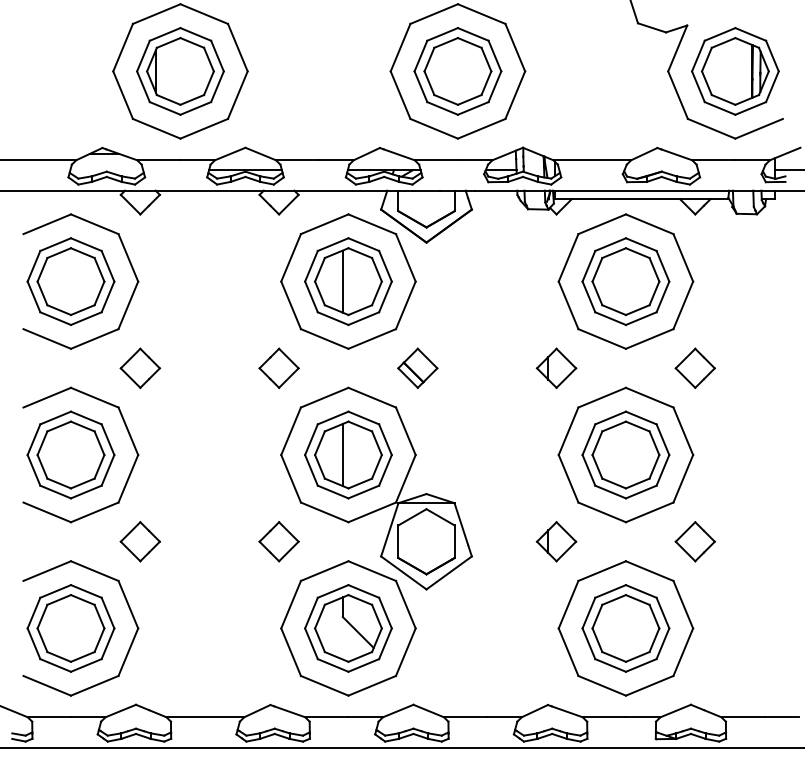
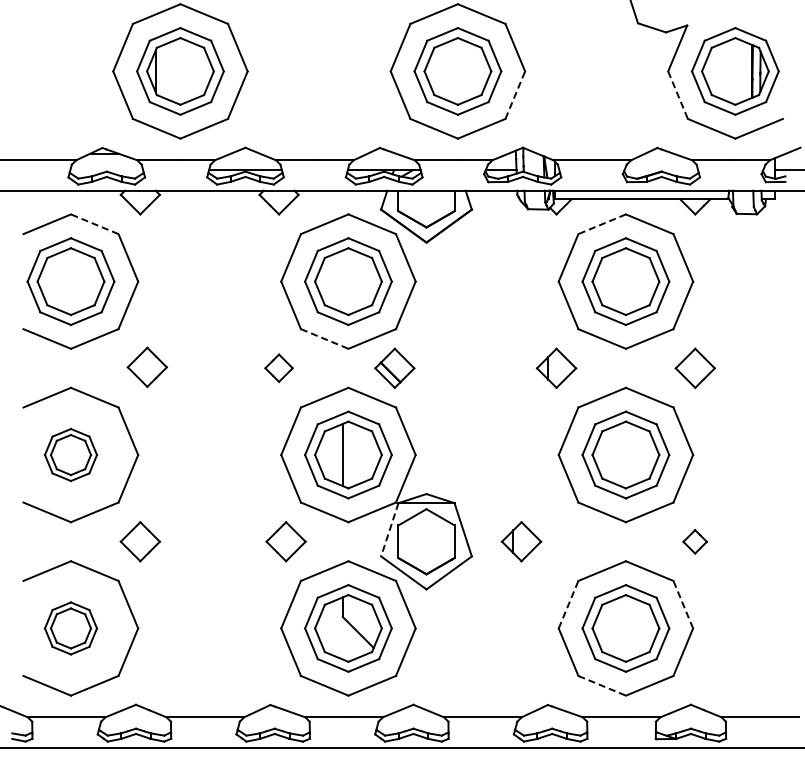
line: solid -> dashed (515, 95)
line: solid -> dashed (678, 95)
line: solid -> dashed (94, 224)
line: solid -> dashed (602, 224)
line: present -> none (342, 281)
line: solid -> dashed (324, 338)
part position: (140, 367) -> (147, 366) (147, 366)
part size: 42x42 px -> 30x30 px (278, 367)
part position: (417, 367) -> (394, 367) (394, 367)
part size: 90x90 px -> 54x55 px (70, 455)
line: solid -> dashed (389, 530)
part position: (278, 541) -> (285, 541) (285, 541)
part position: (556, 541) -> (521, 541) (521, 541)
part size: 42x42 px -> 27x26 px (695, 541)
line: solid -> dashed (568, 604)
line: solid -> dashed (683, 604)
part size: 90x89 px -> 56x55 px (70, 628)
line: solid -> dashed (602, 685)
